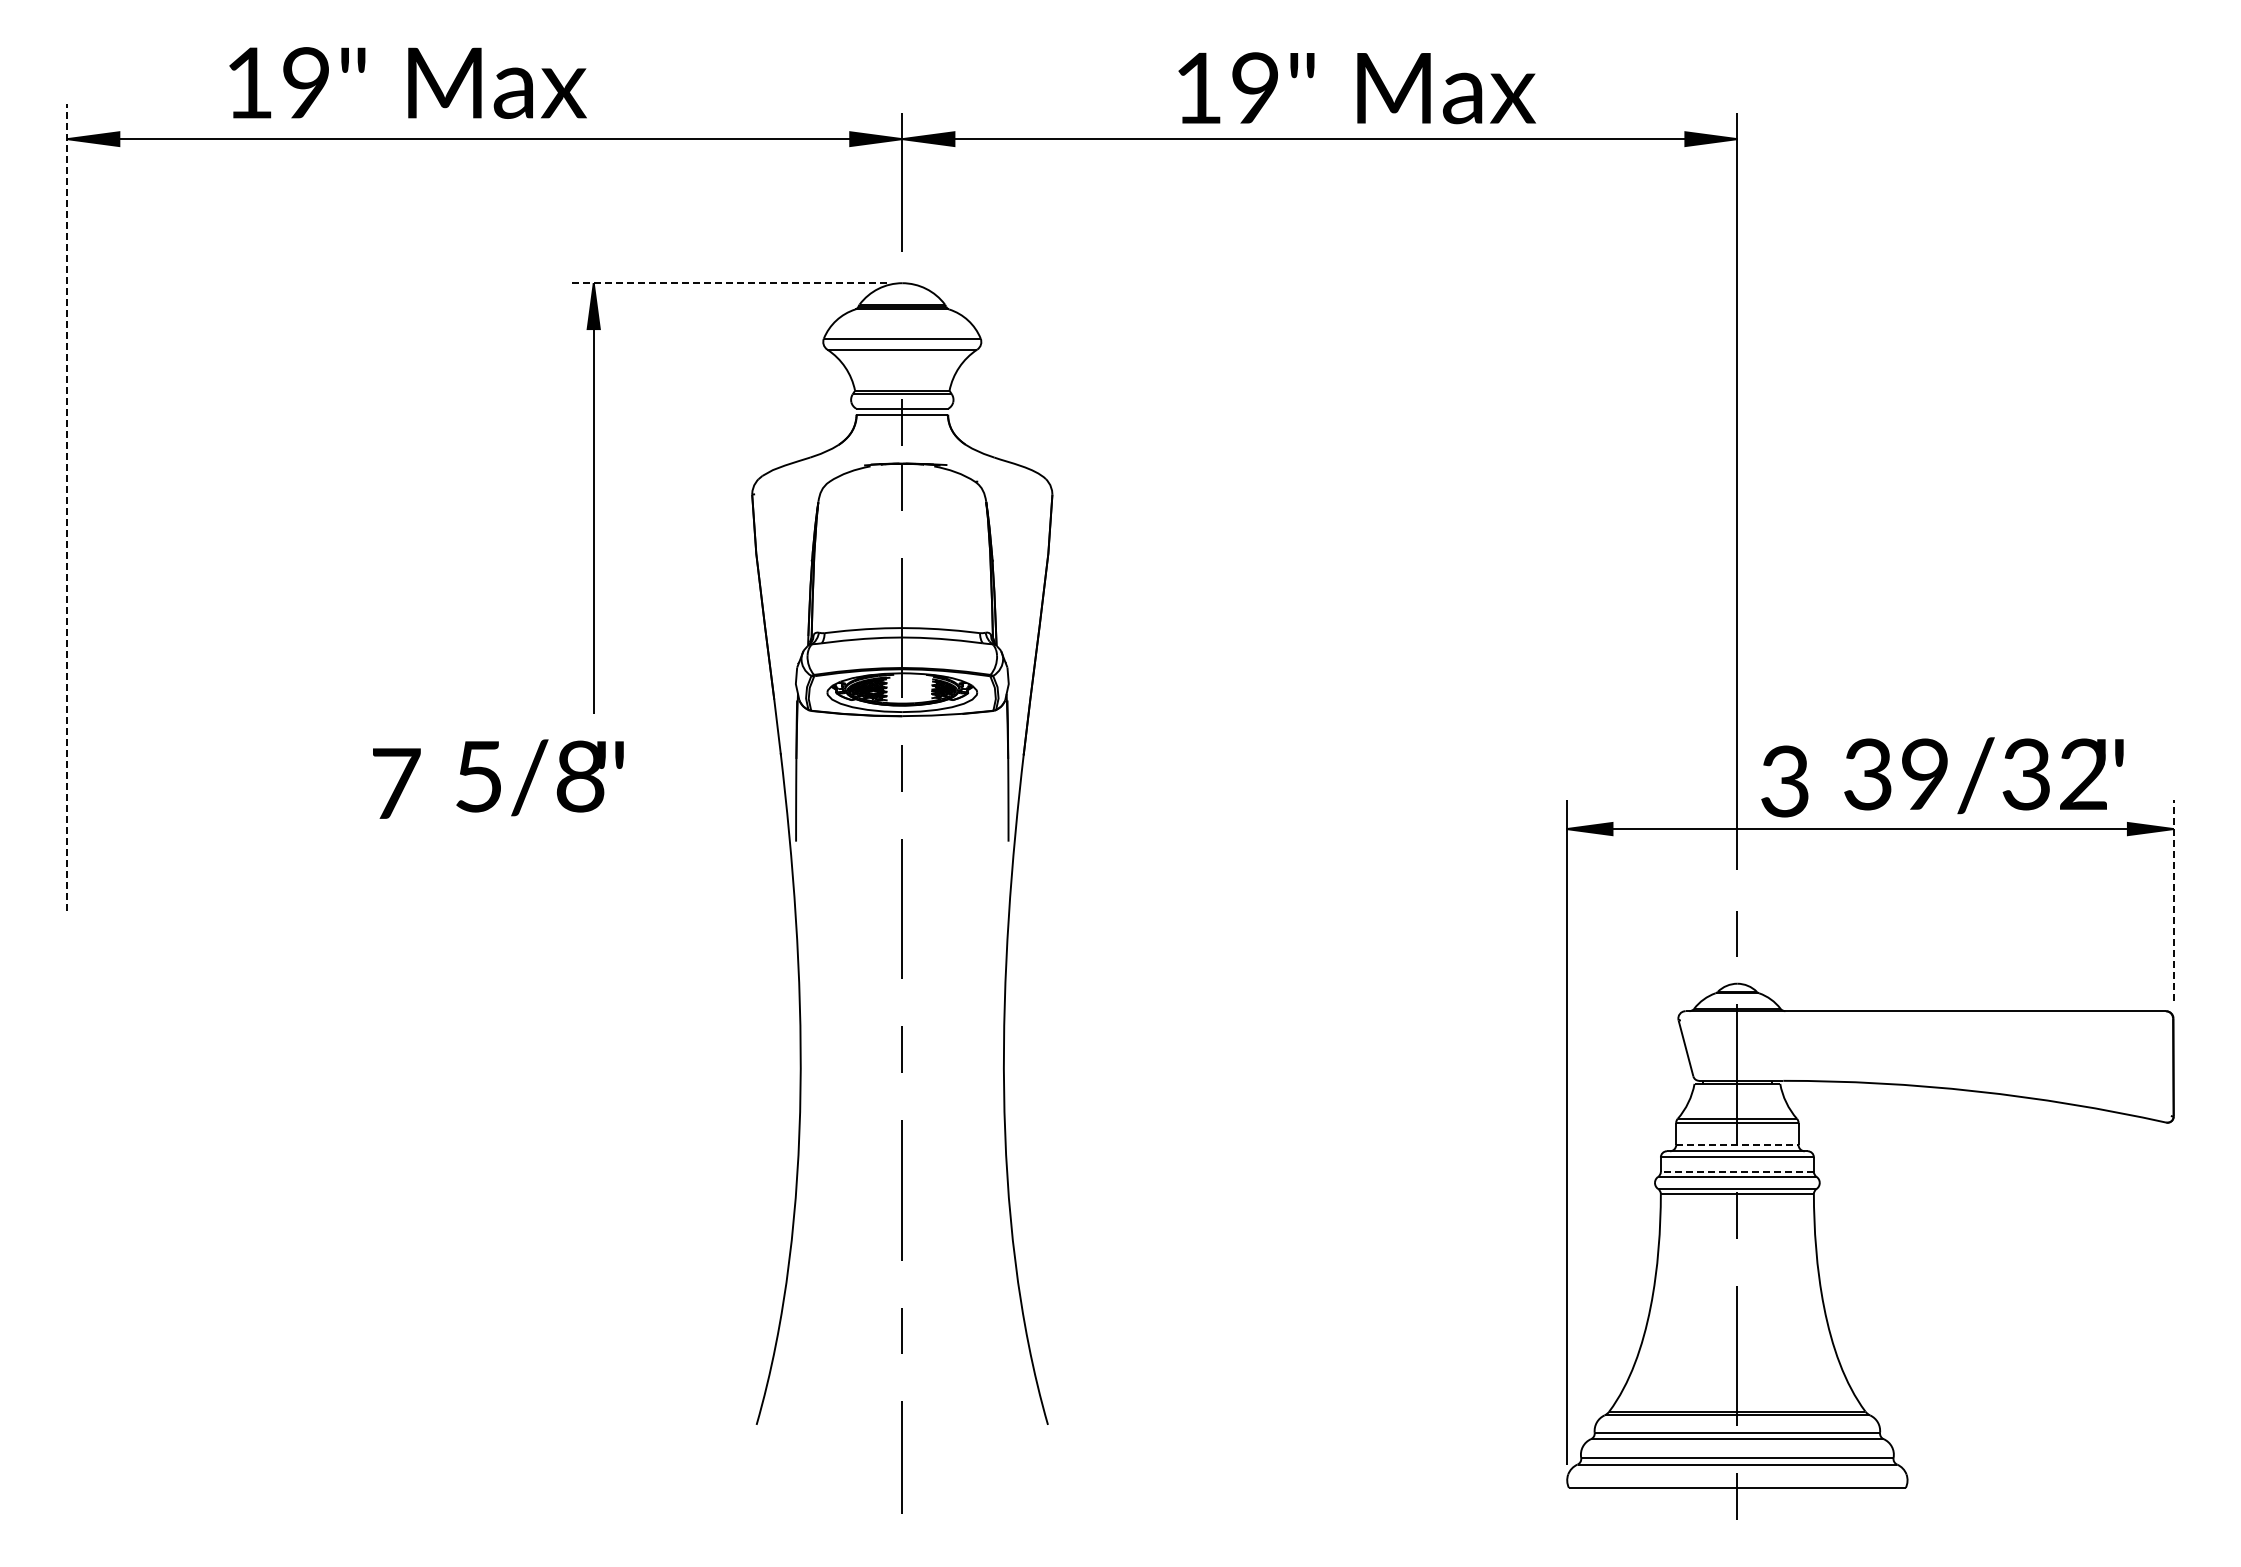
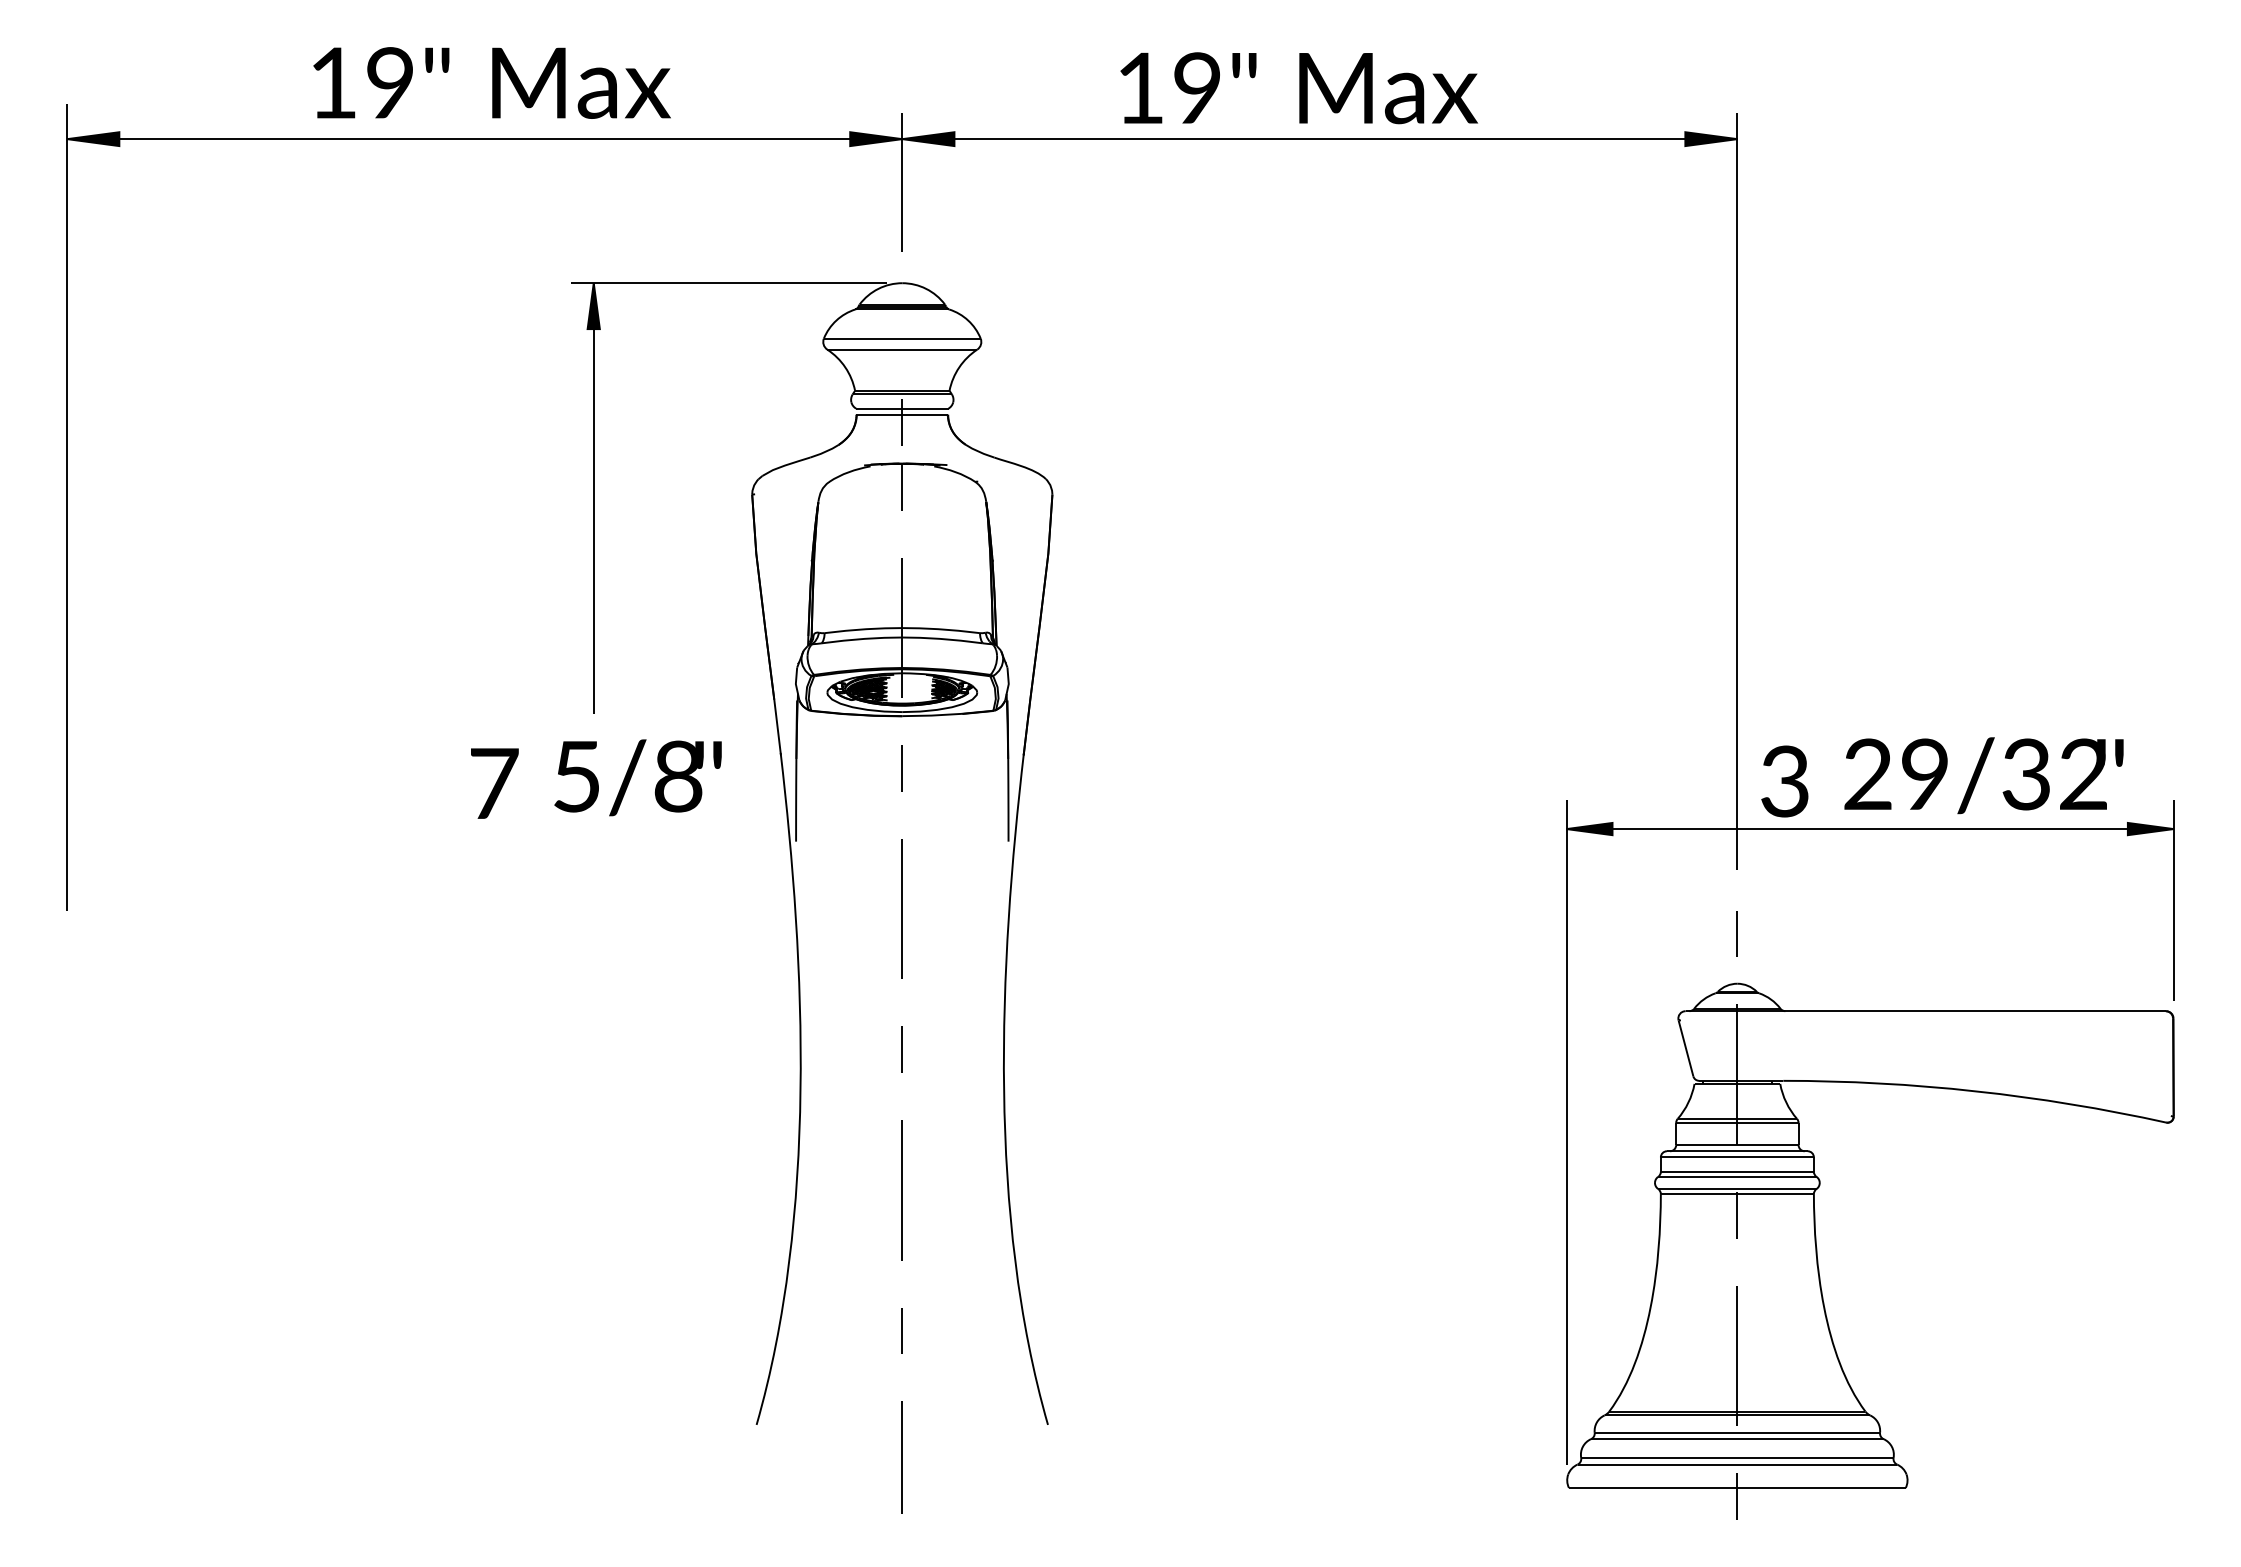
text position: (407, 82) -> (491, 82) (491, 82)
text position: (1356, 88) -> (1298, 88) (1298, 88)
line: dashed -> solid (728, 283)
line: dashed -> solid (67, 507)
text: 39/32 -> 29/32 (1867, 774)
text position: (498, 778) -> (596, 778) (596, 778)
line: dashed -> solid (2173, 900)
line: dashed -> solid (1737, 1145)
line: dashed -> solid (1737, 1171)
